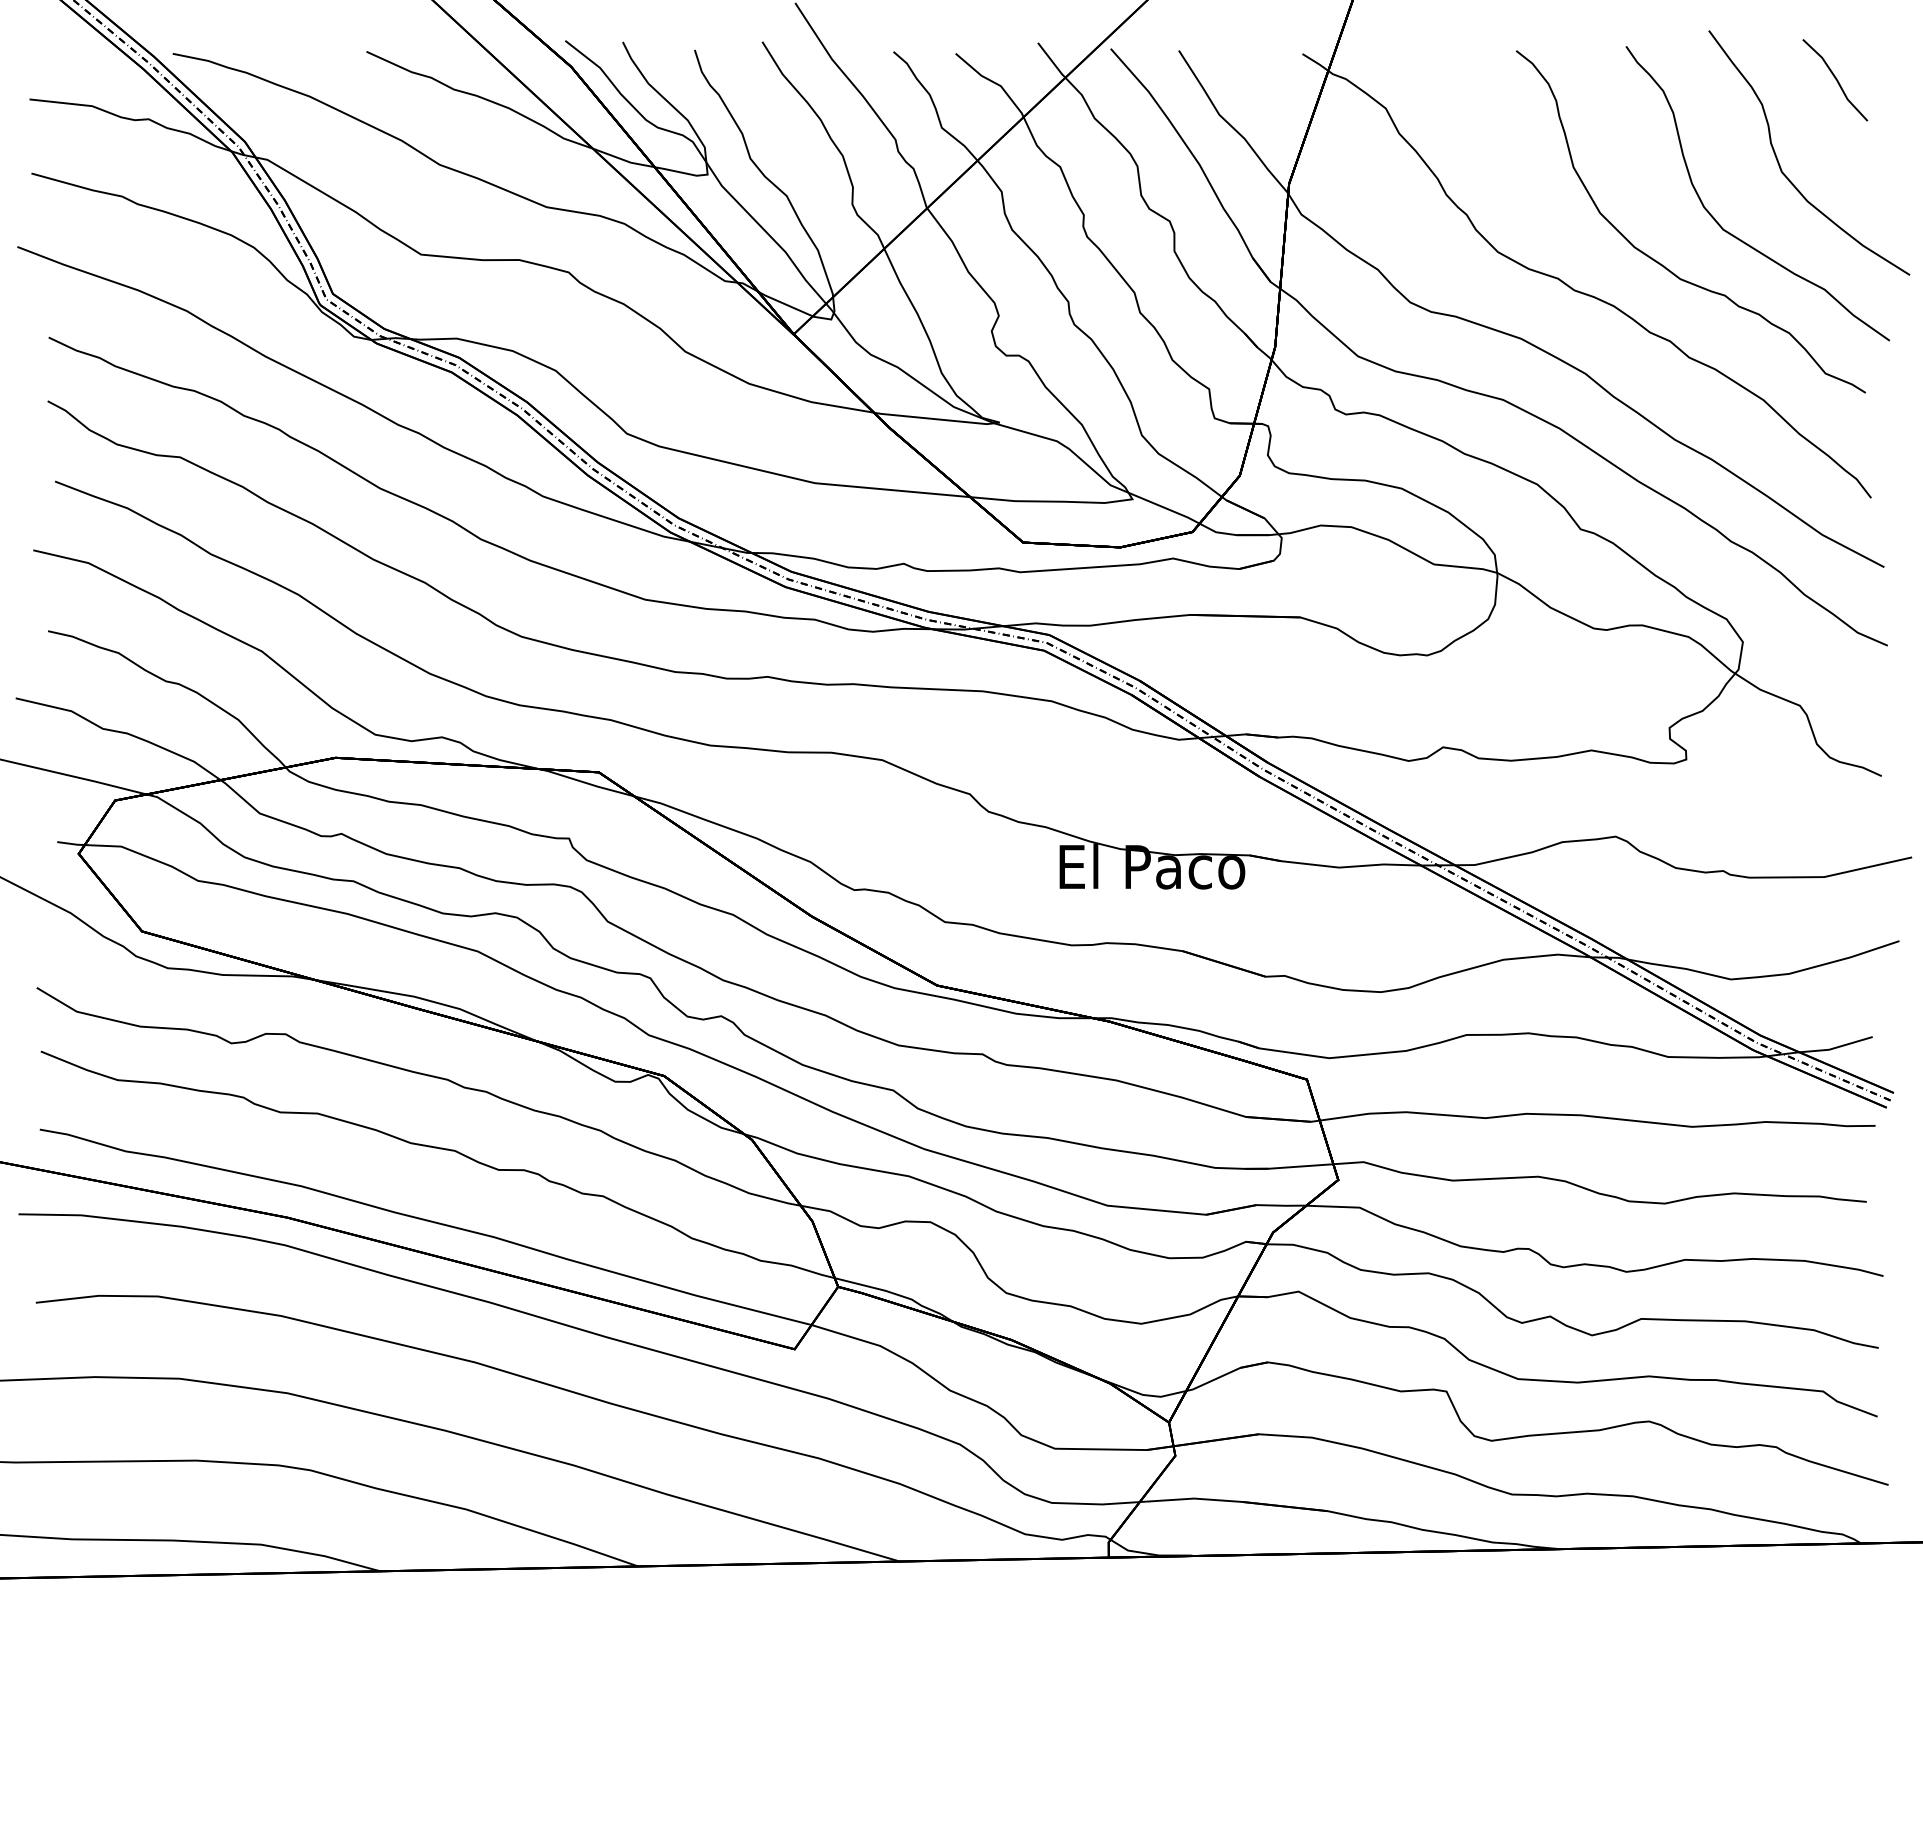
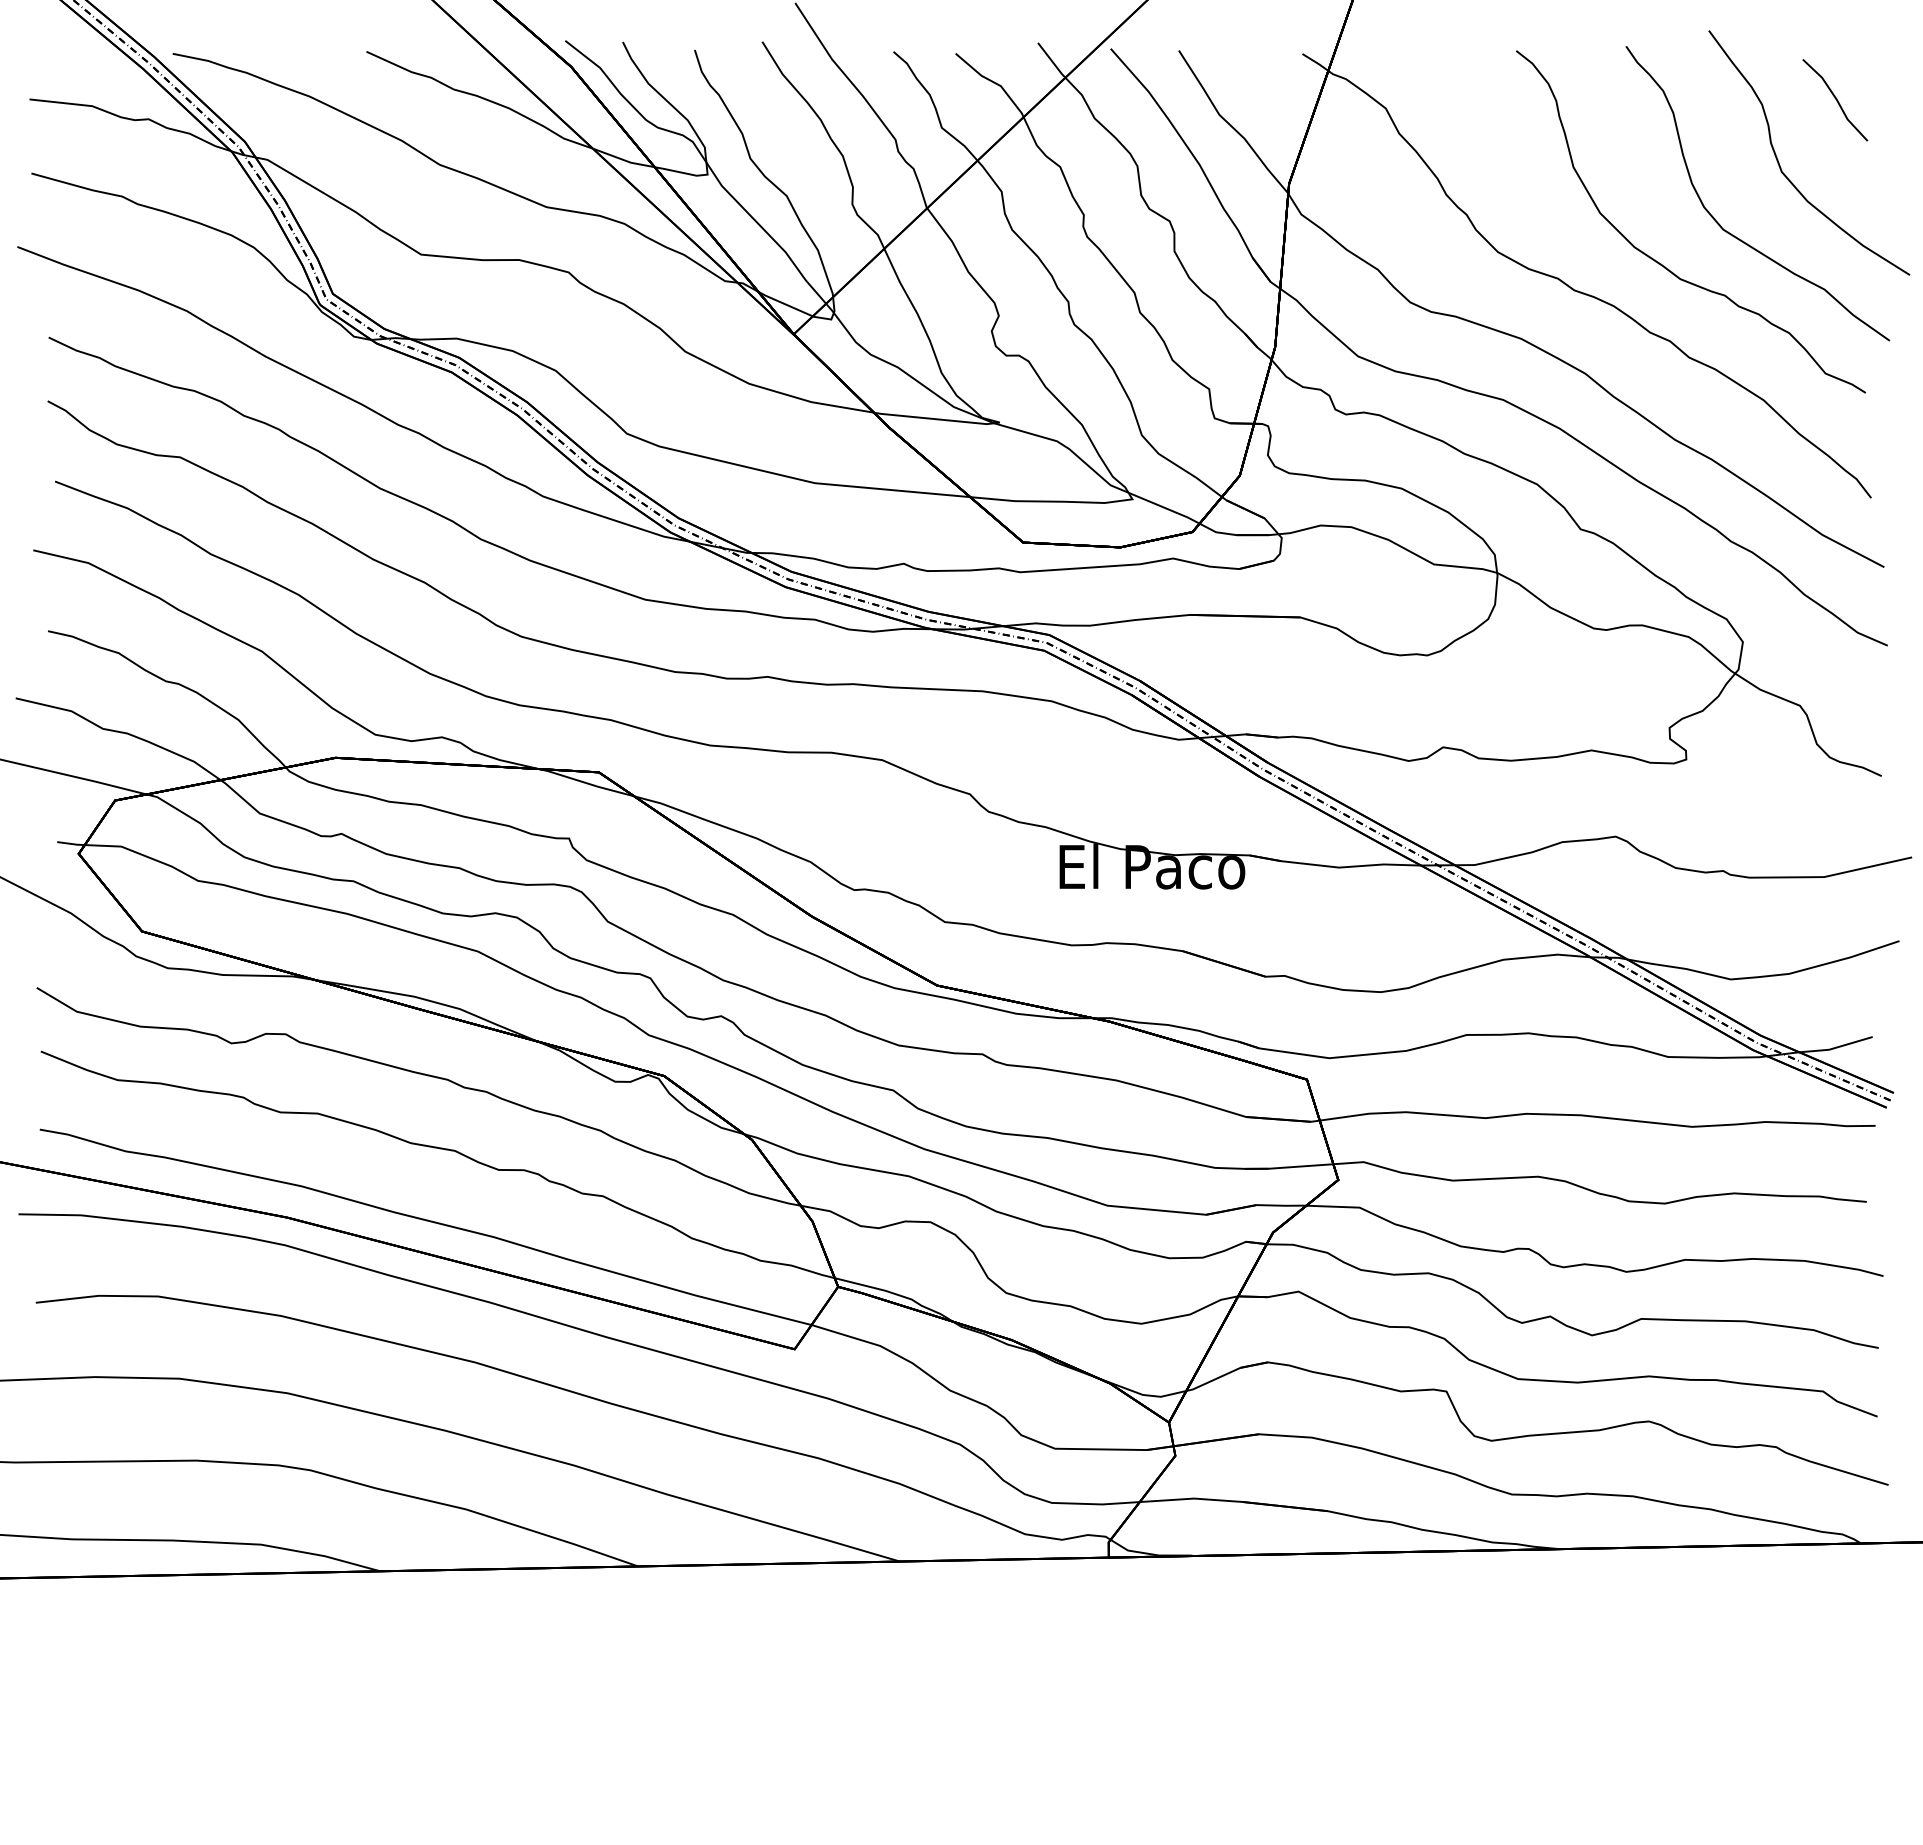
line position: (1835, 79) -> (1835, 99) (1835, 99)
